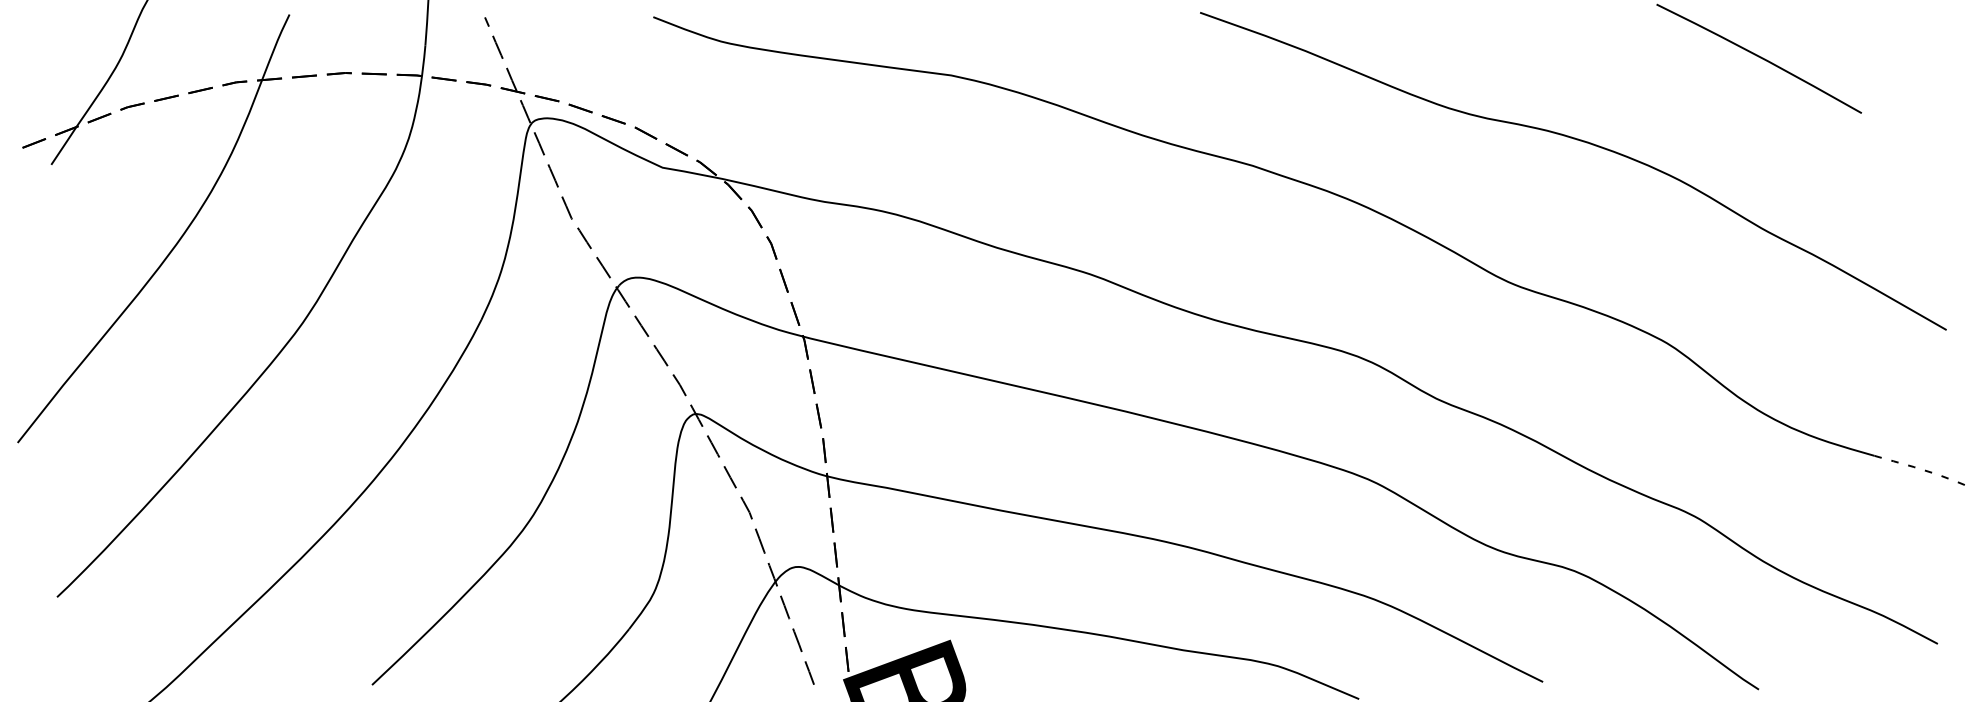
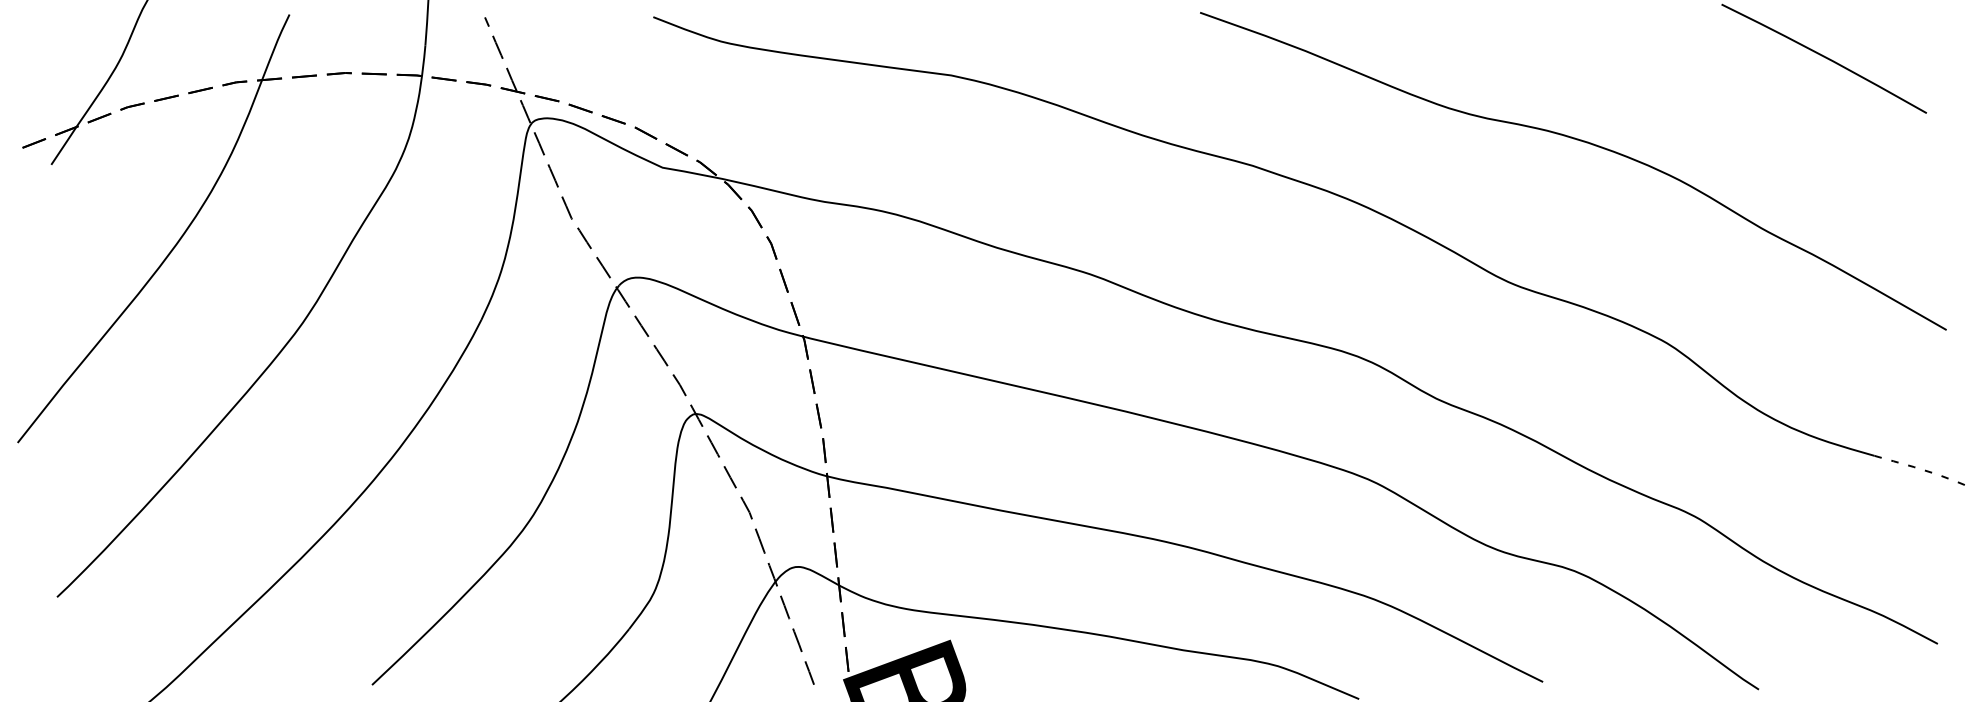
curve position: (1758, 57) -> (1823, 57) (1823, 57)
